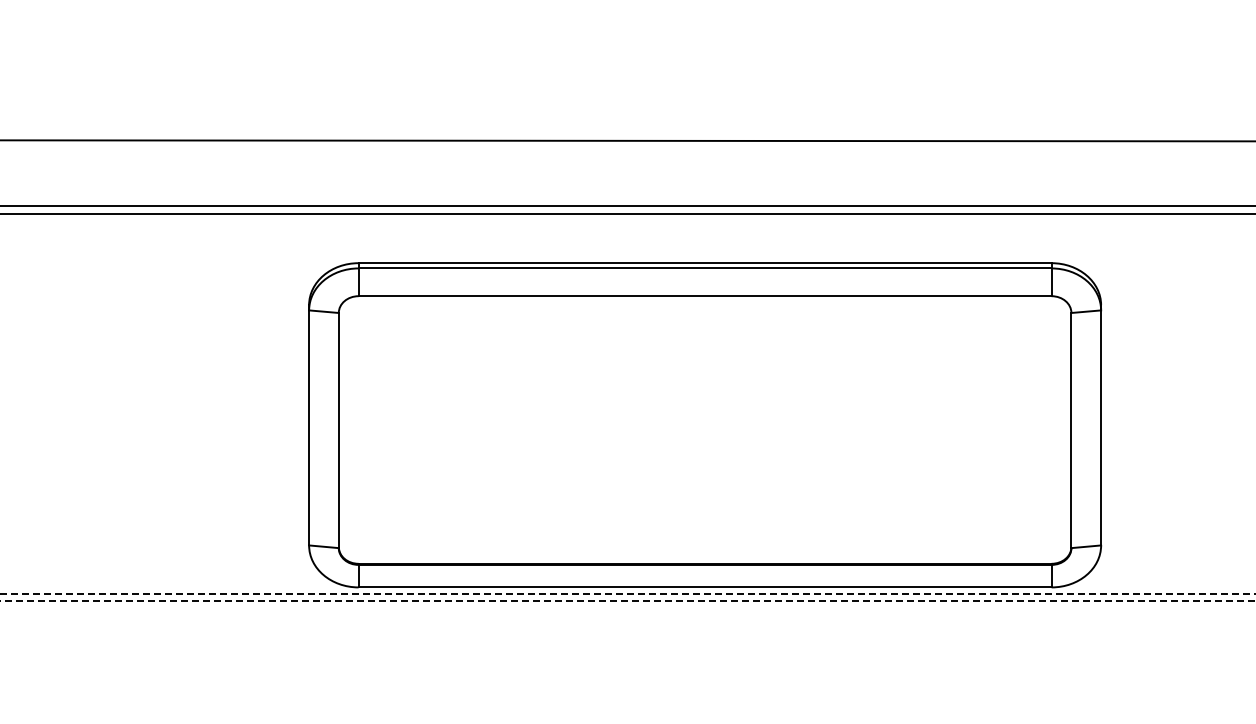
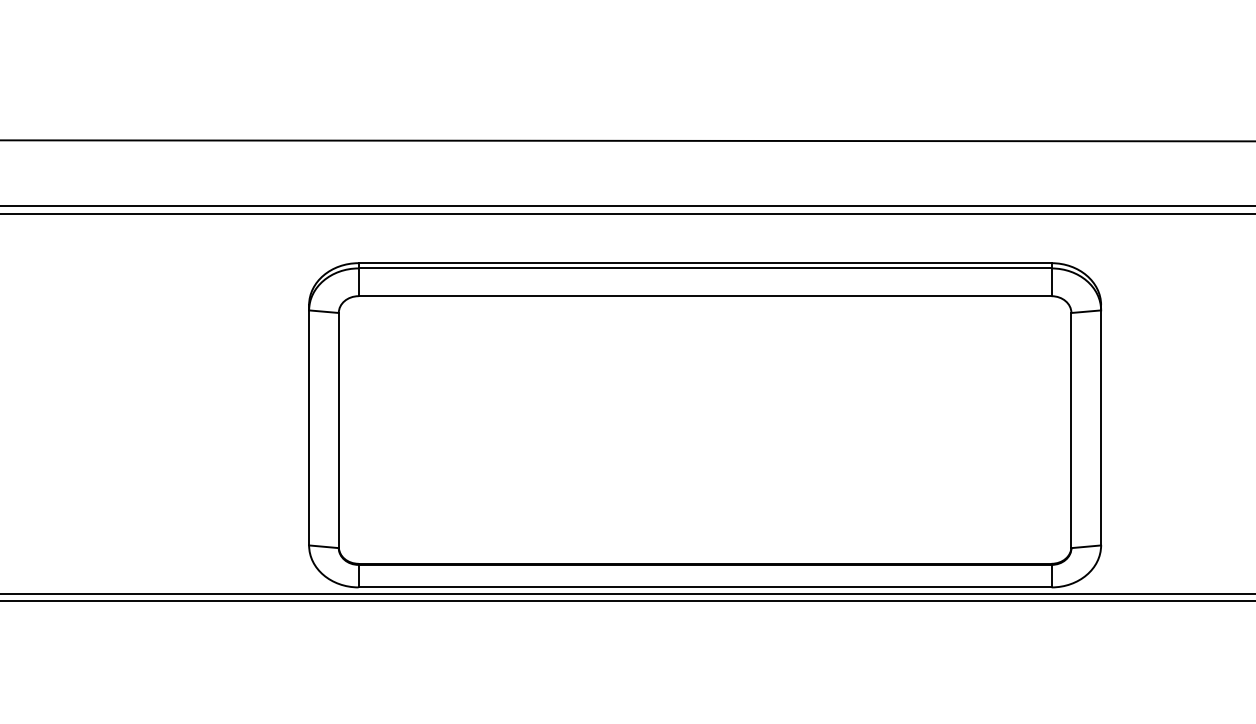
line: dashed -> solid (628, 594)
line: dashed -> solid (627, 600)
